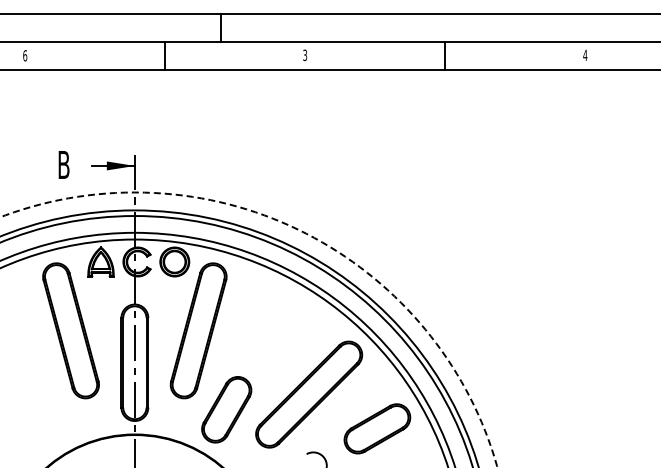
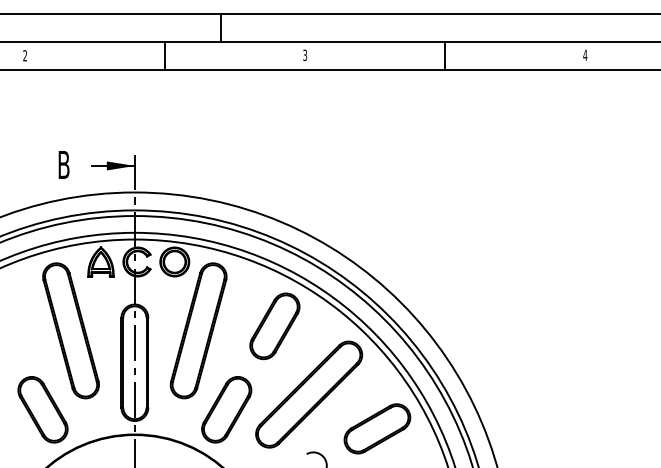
text: 6 -> 2 (25, 55)
part: none -> present (274, 326)
circle: dashed -> solid (248, 329)
part: none -> present (42, 409)
